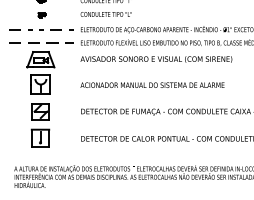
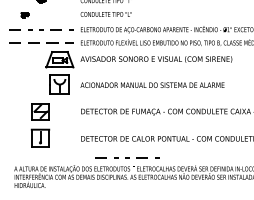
part position: (41, 15) -> (24, 15) (24, 15)
part position: (40, 72) -> (59, 72) (59, 72)
line: none -> present (127, 157)
